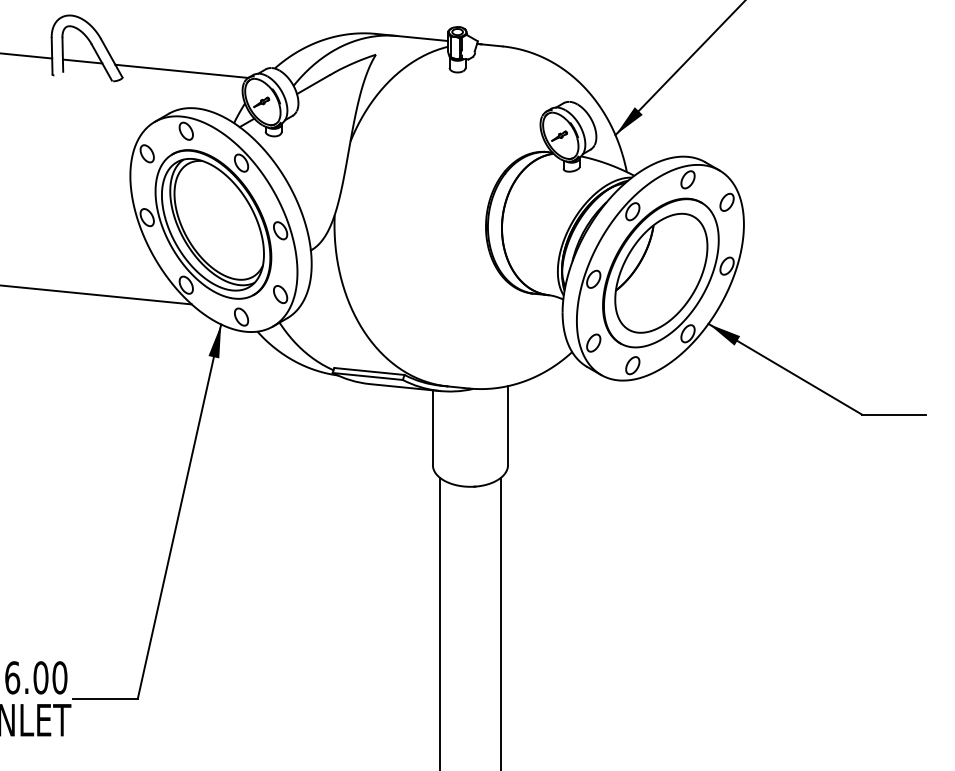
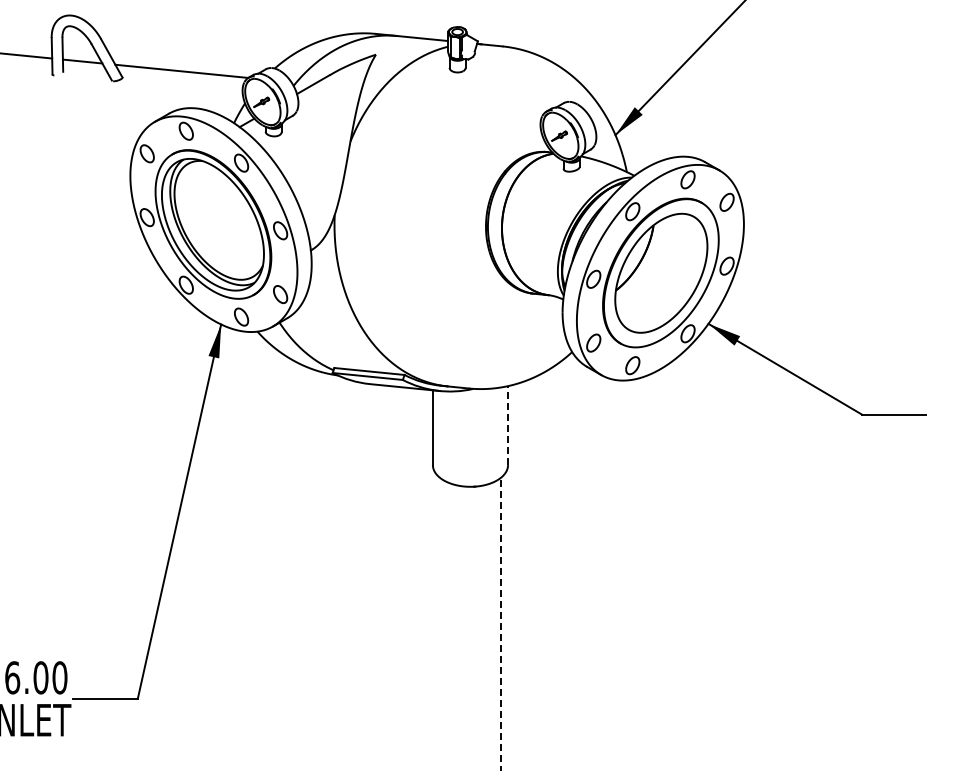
line: present -> none (96, 294)
line: solid -> dashed (508, 425)
line: present -> none (439, 622)
line: solid -> dashed (501, 623)
